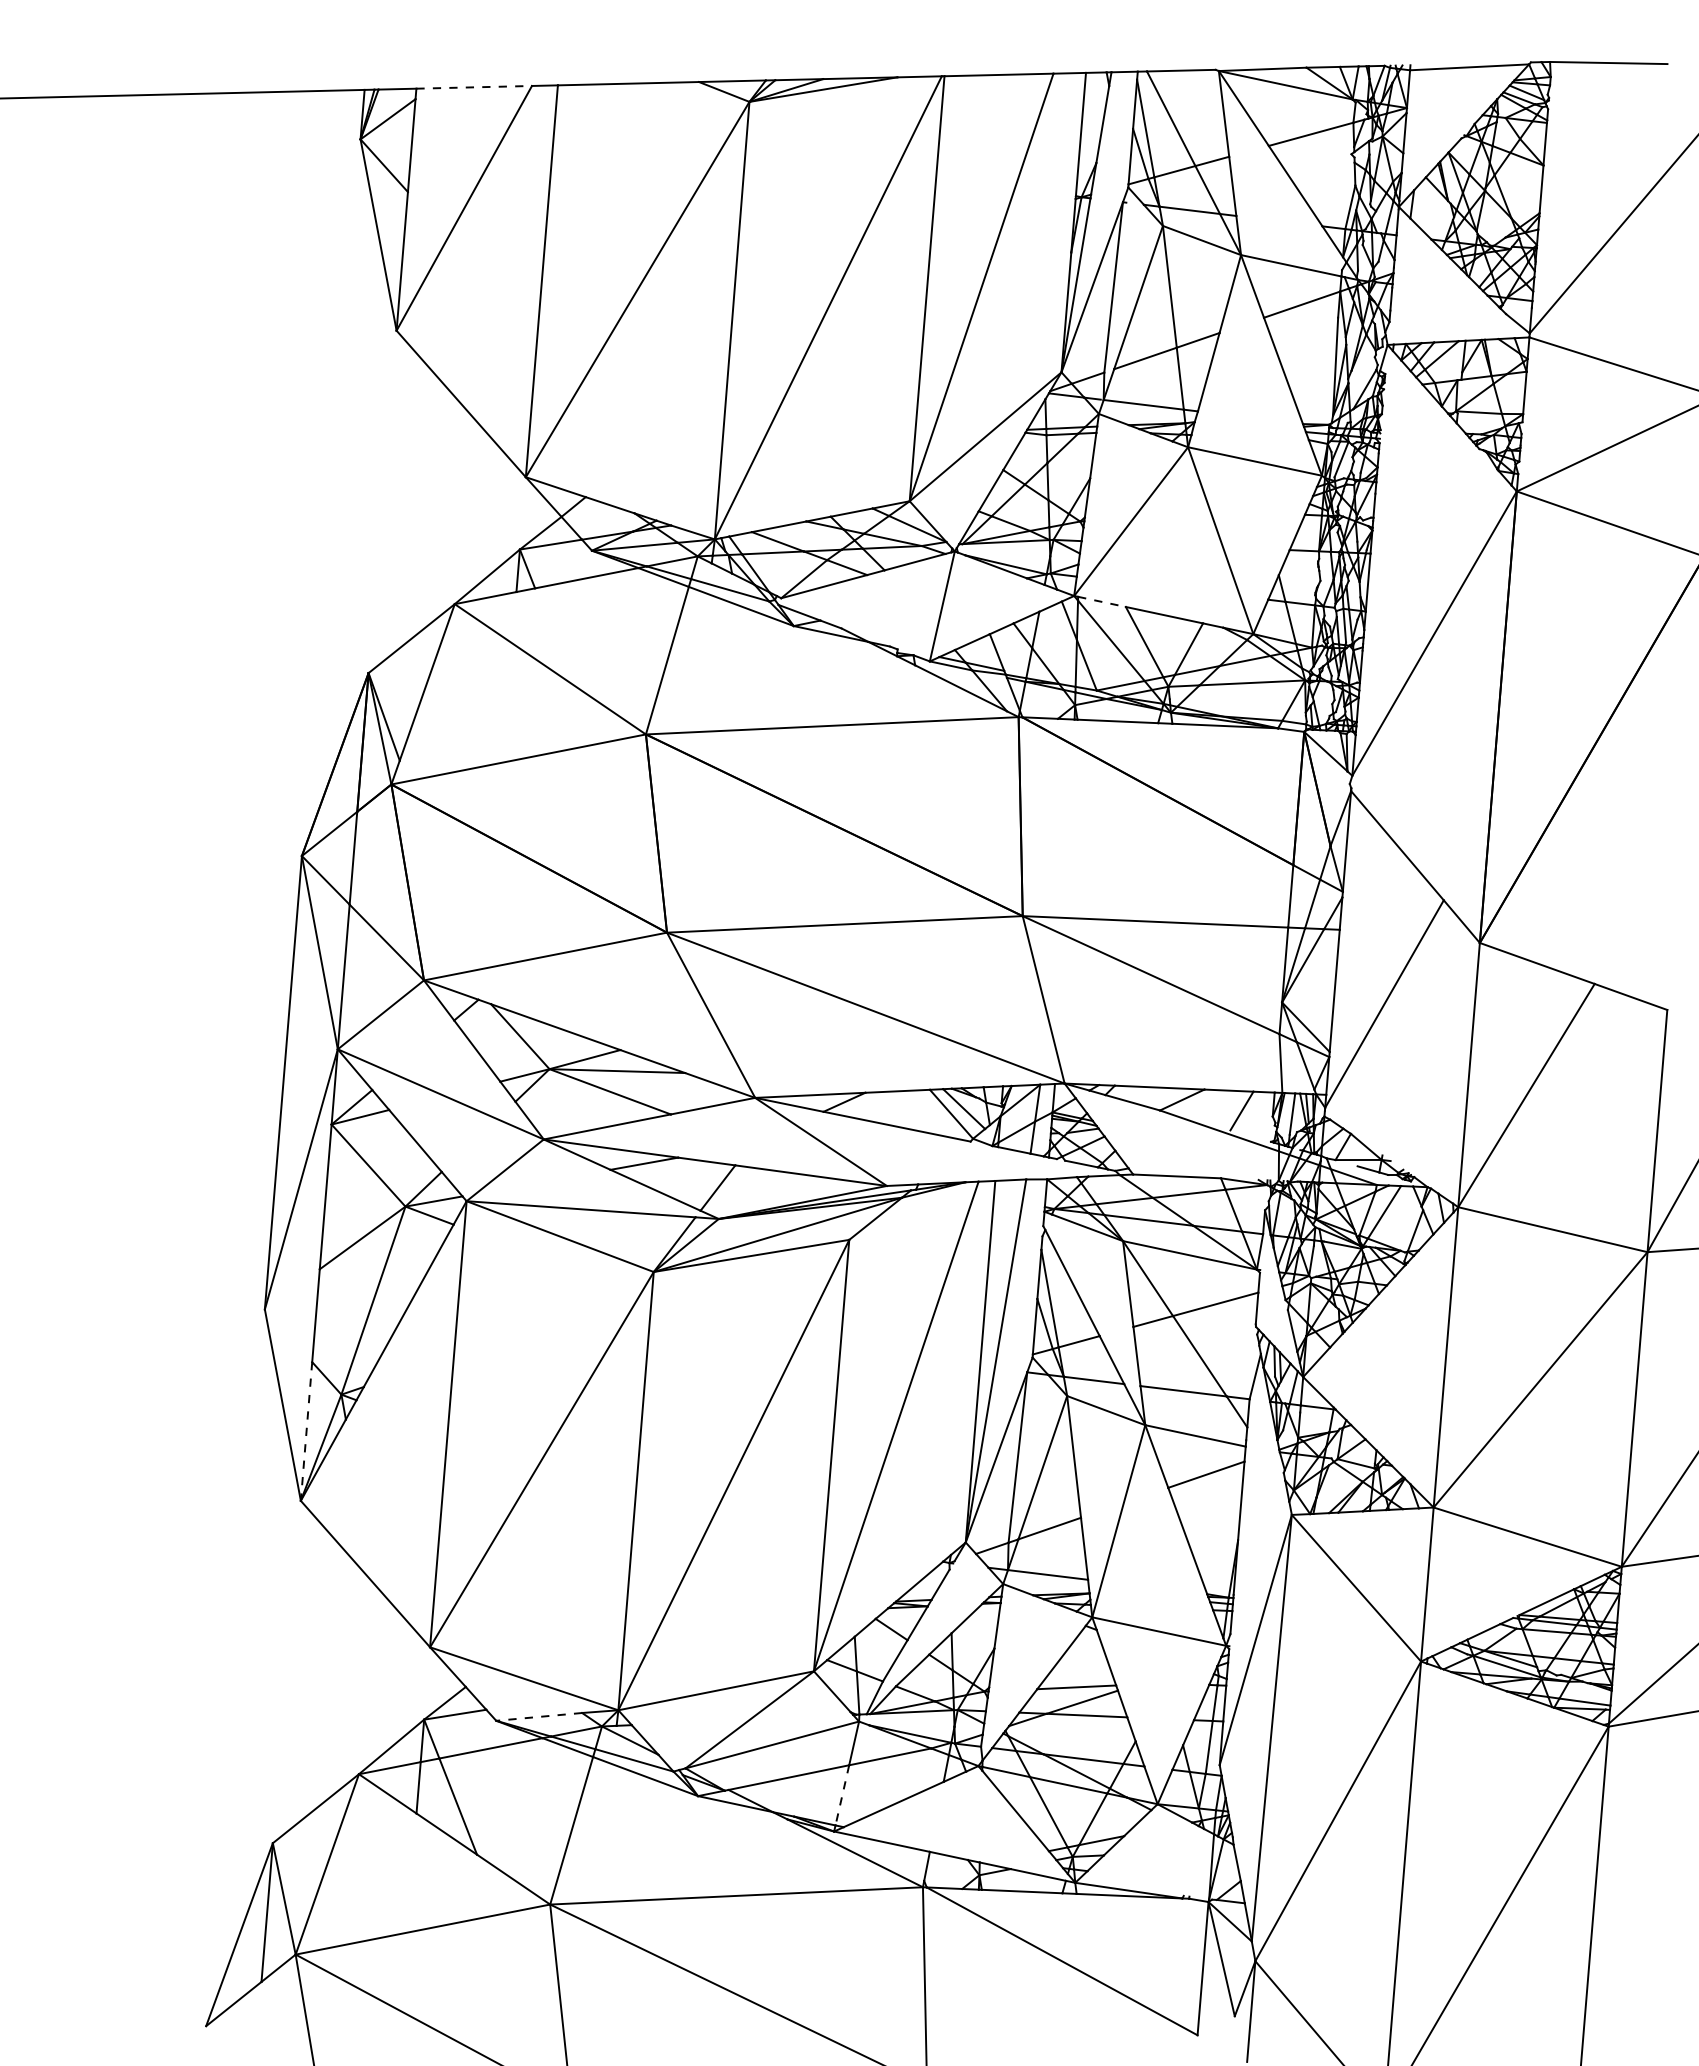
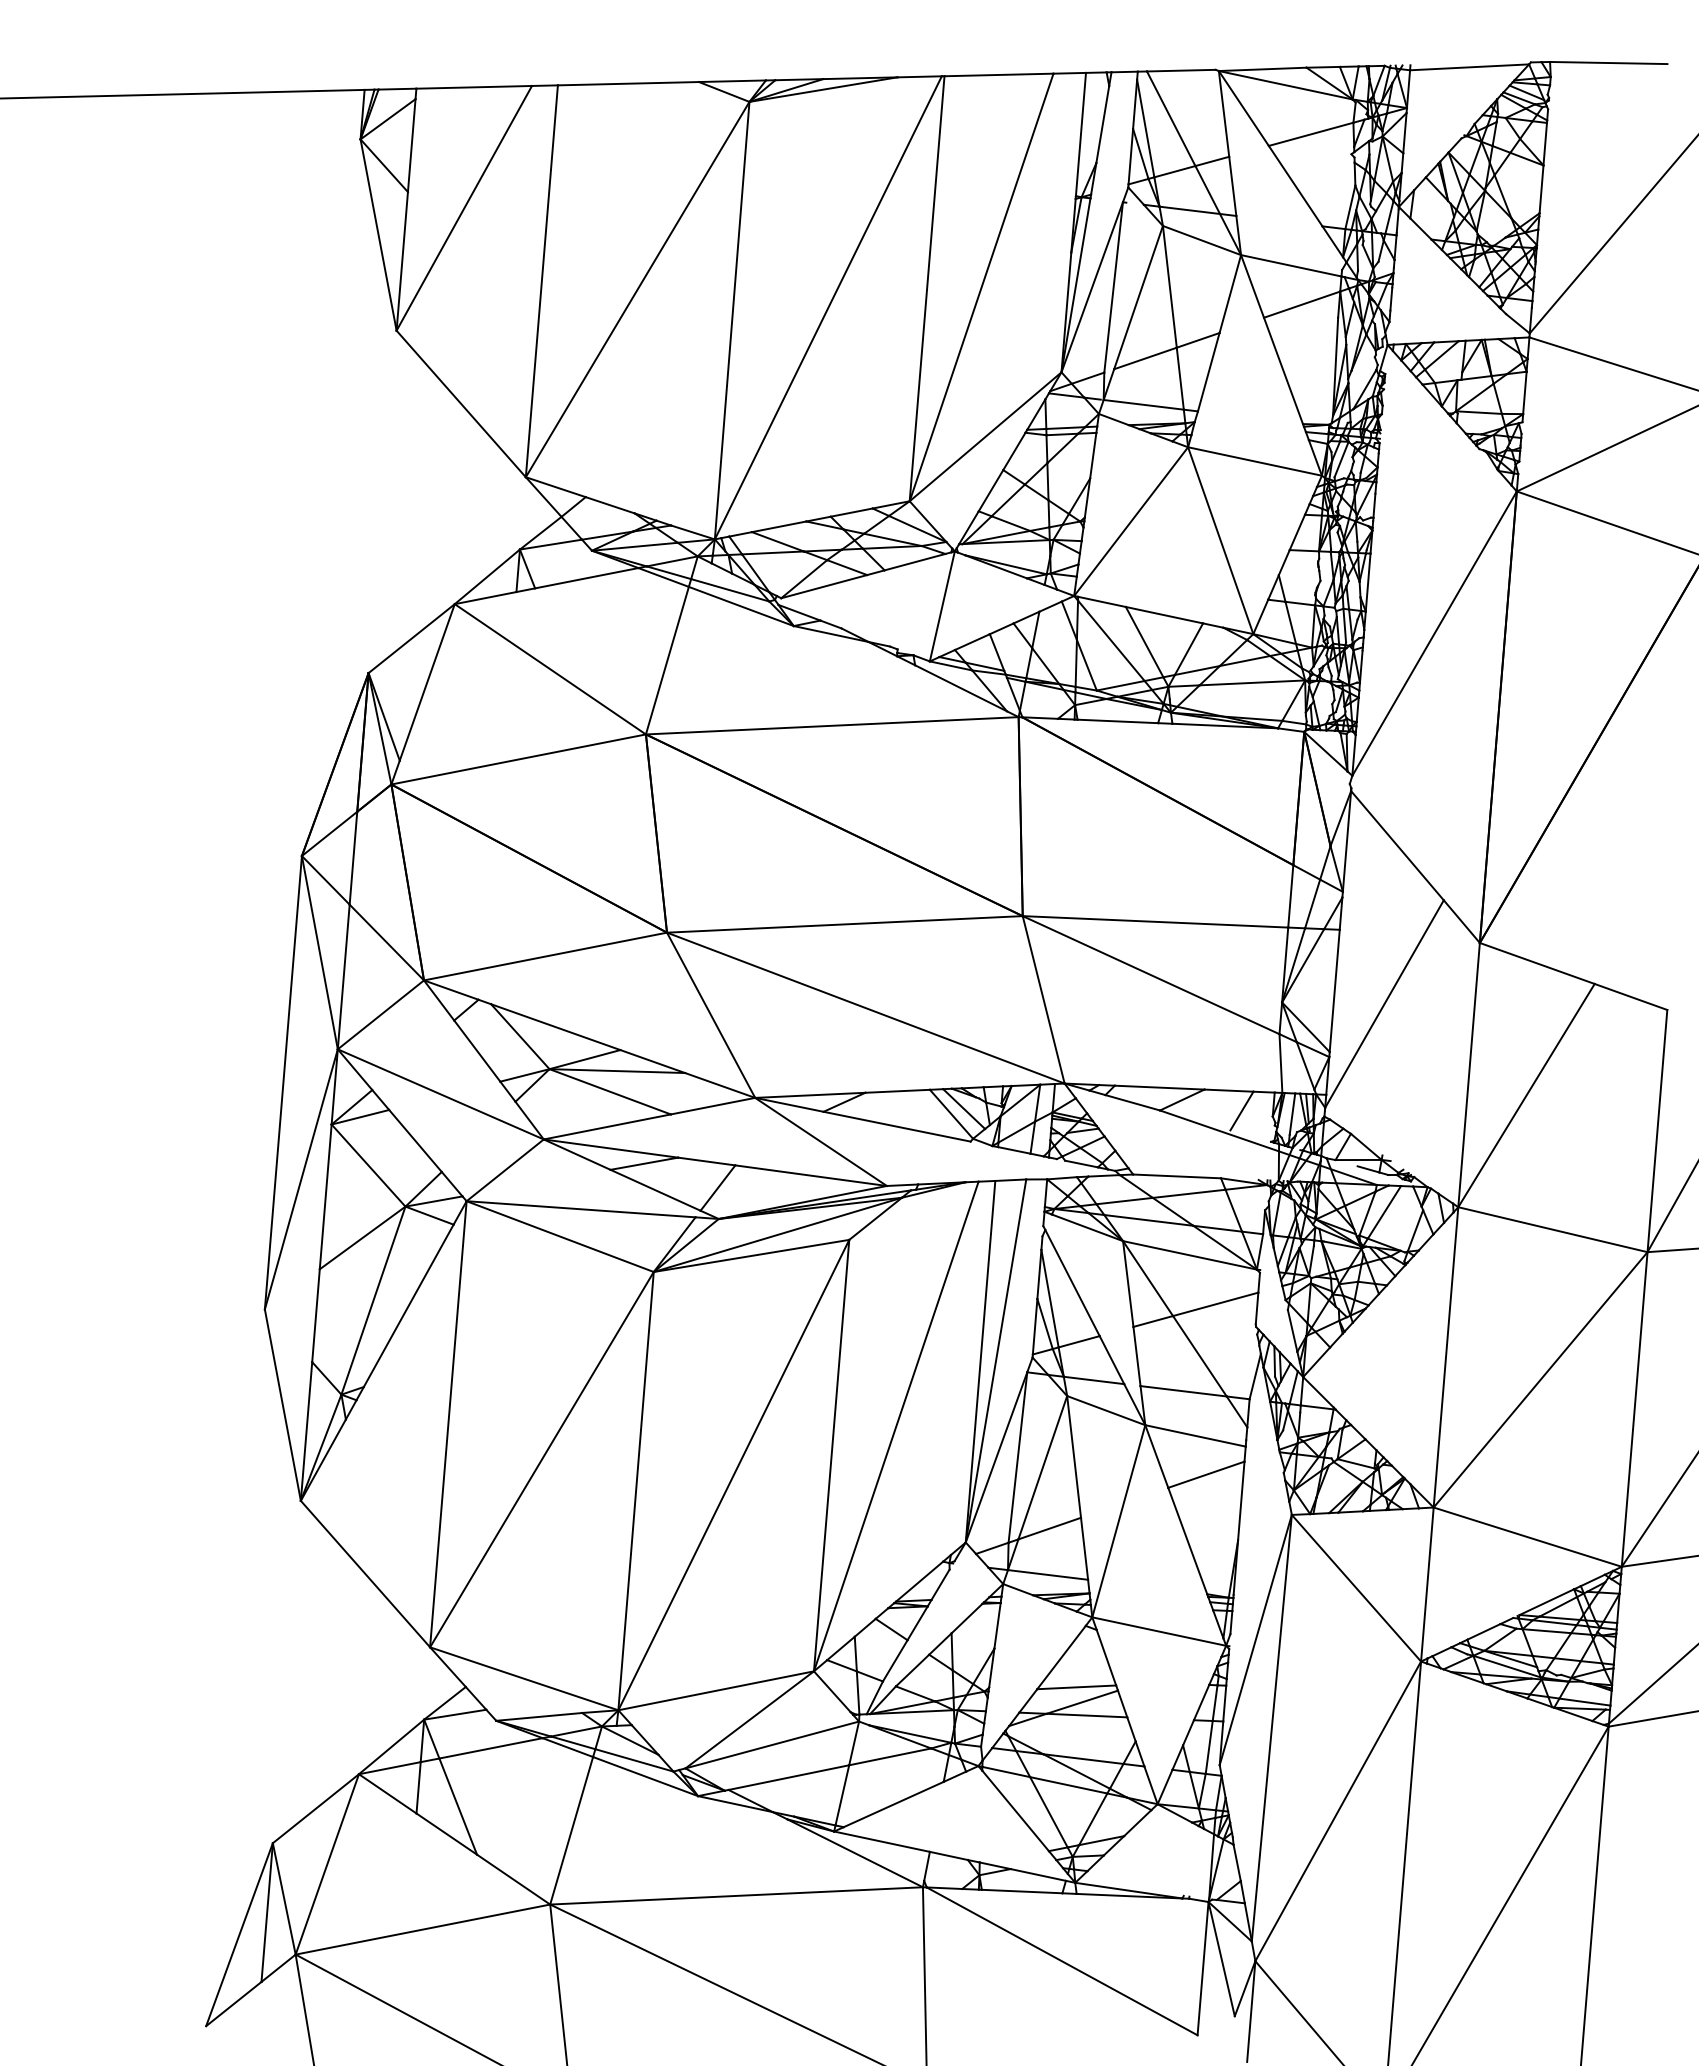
line: dashed -> solid (474, 87)
line: dashed -> solid (1102, 602)
line: dashed -> solid (306, 1431)
line: dashed -> solid (538, 1716)
line: dashed -> solid (842, 1795)
